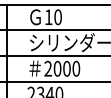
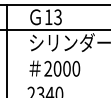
text: 10 -> 13 (57, 17)
line: present -> none (54, 56)
line: present -> none (54, 81)
